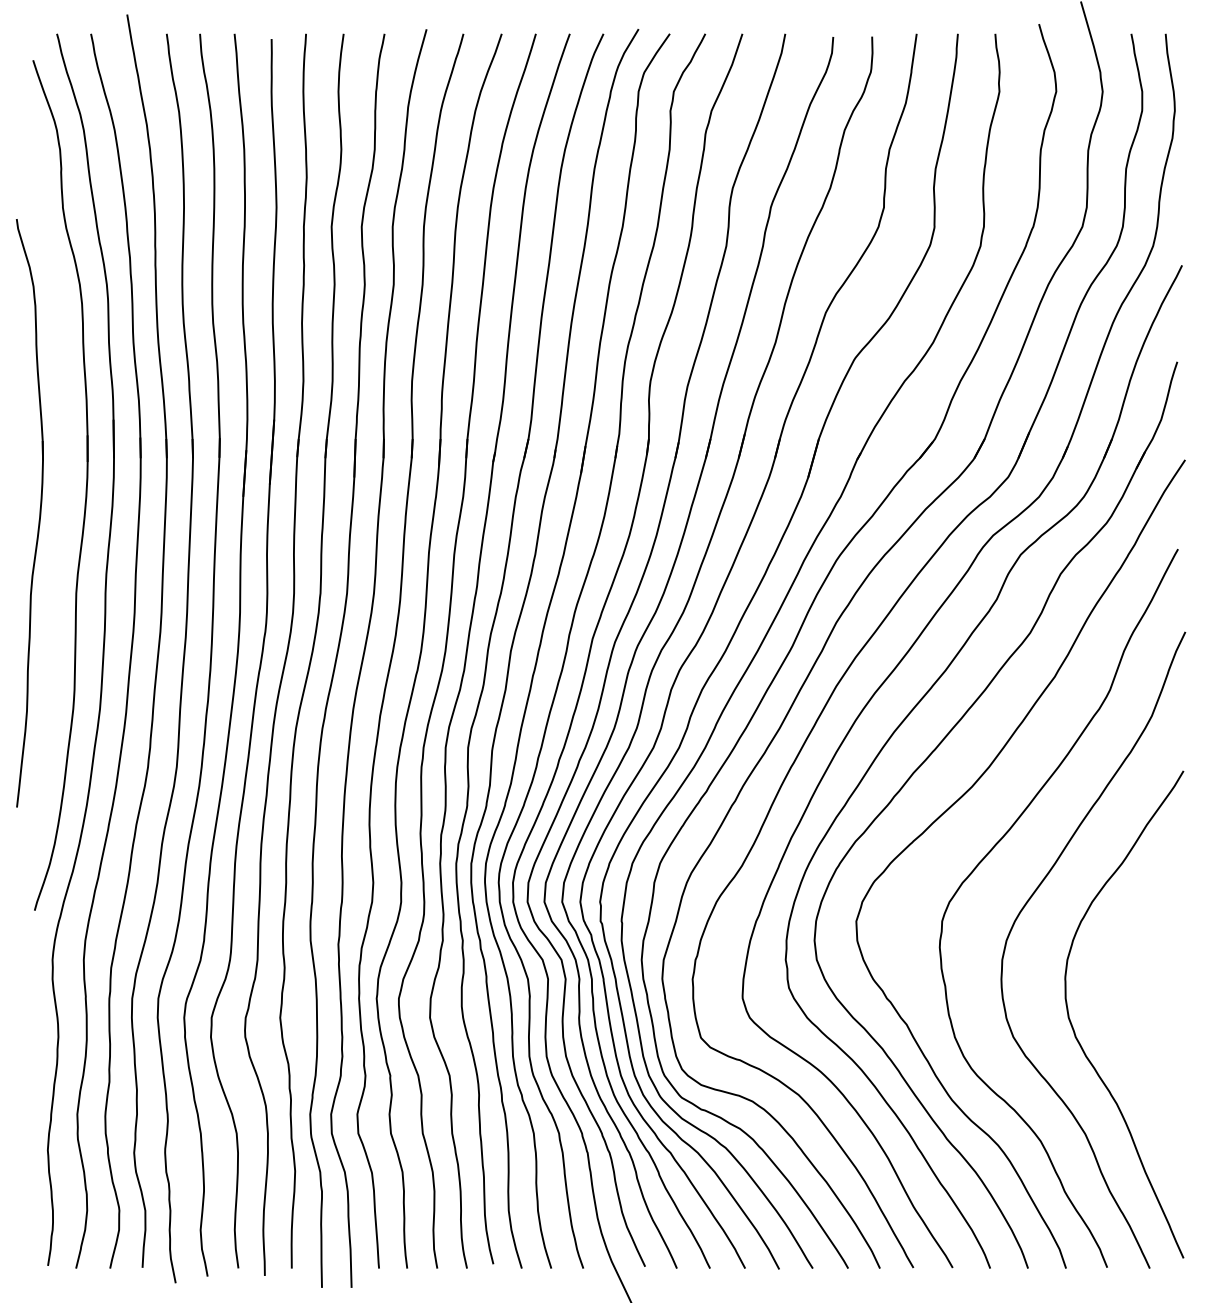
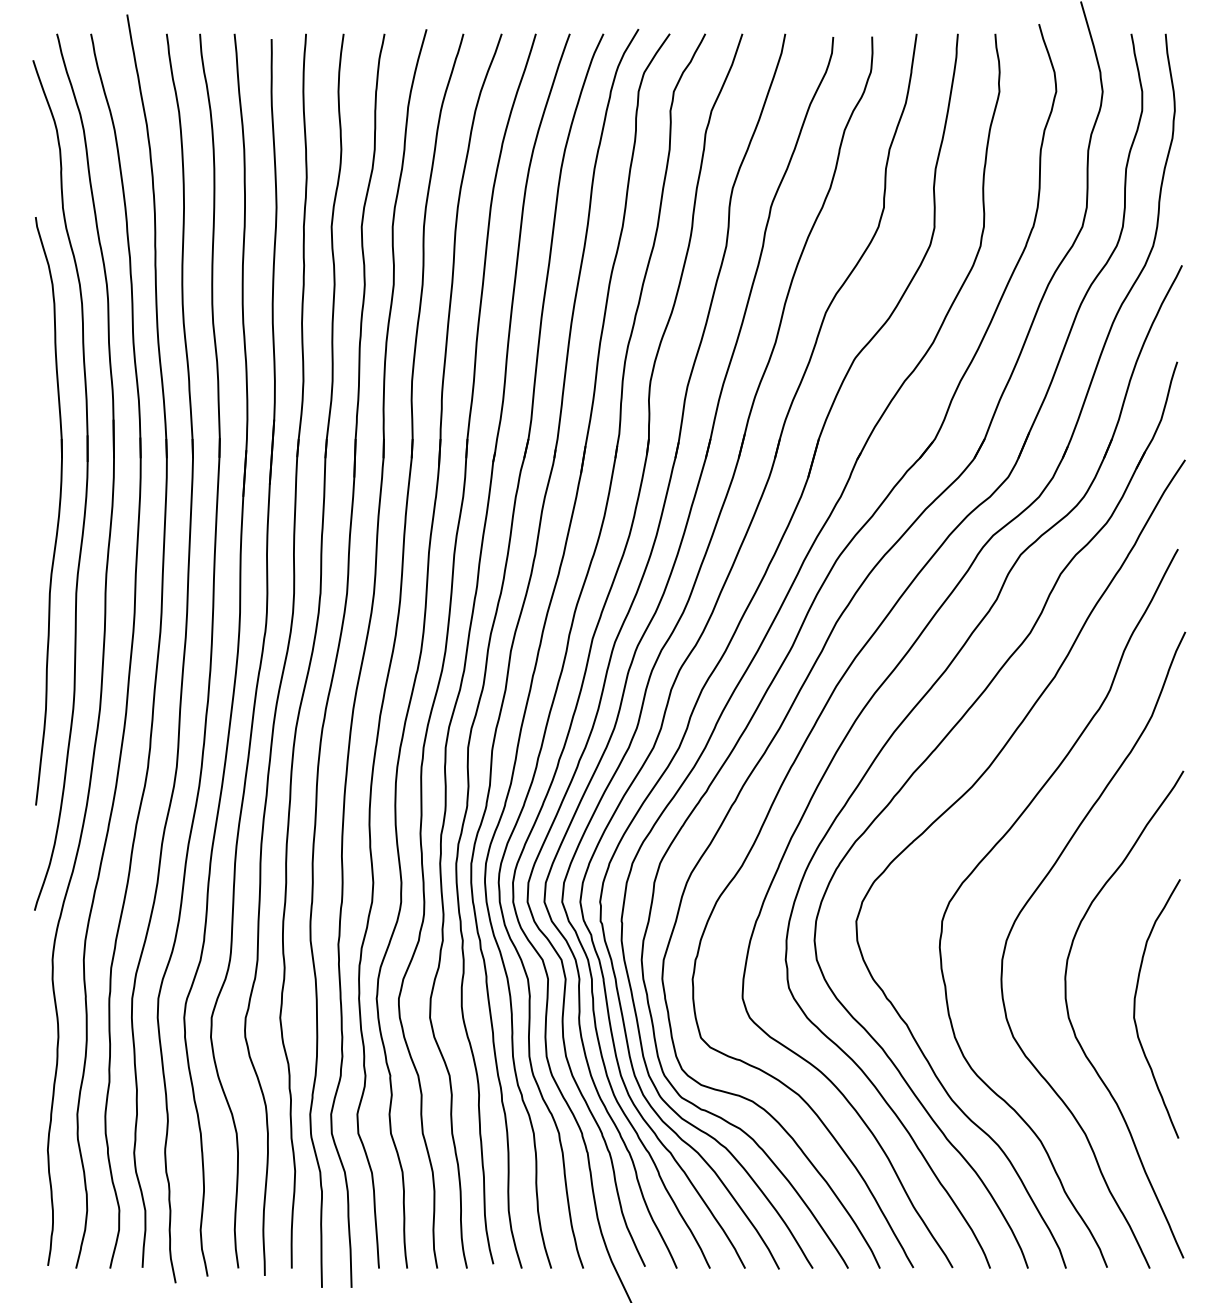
part position: (39, 513) -> (58, 511) (58, 511)
curve: none -> present (1135, 1008)
